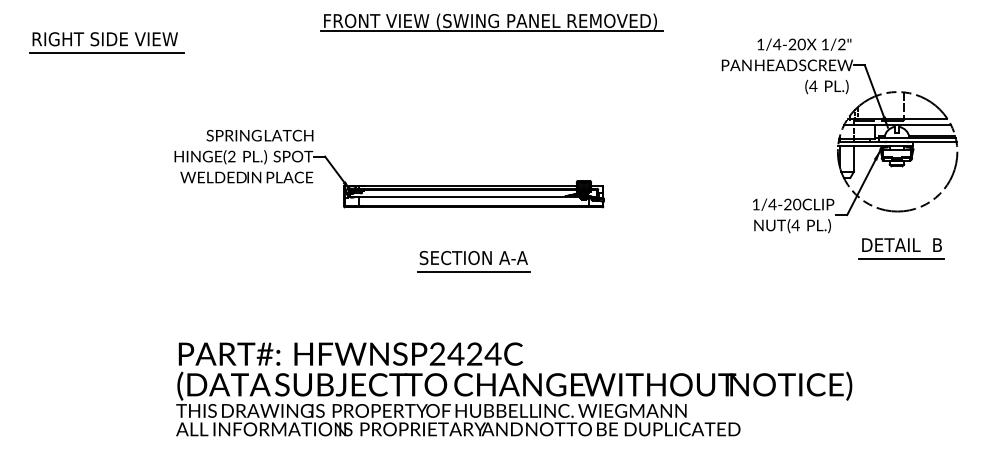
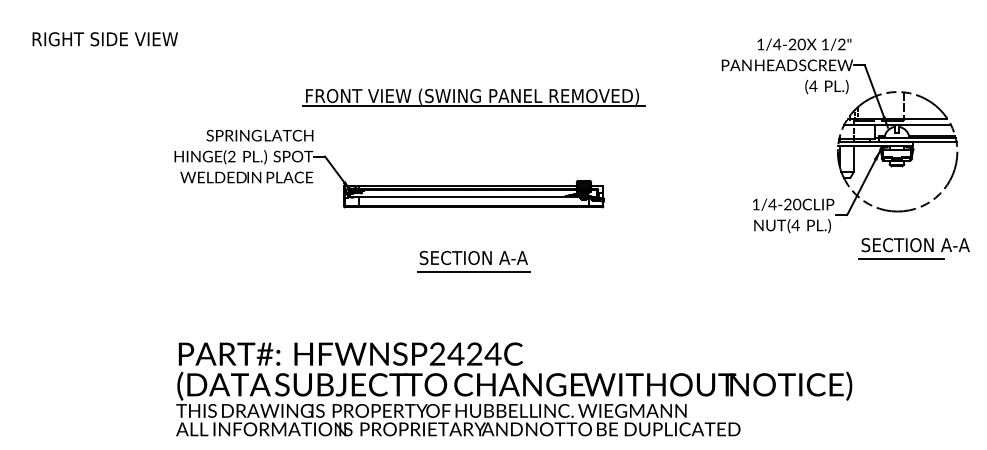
part position: (491, 22) -> (473, 97) (473, 97)
line: present -> none (106, 52)
text: DETAIL  B -> SECTION A-A (915, 245)
